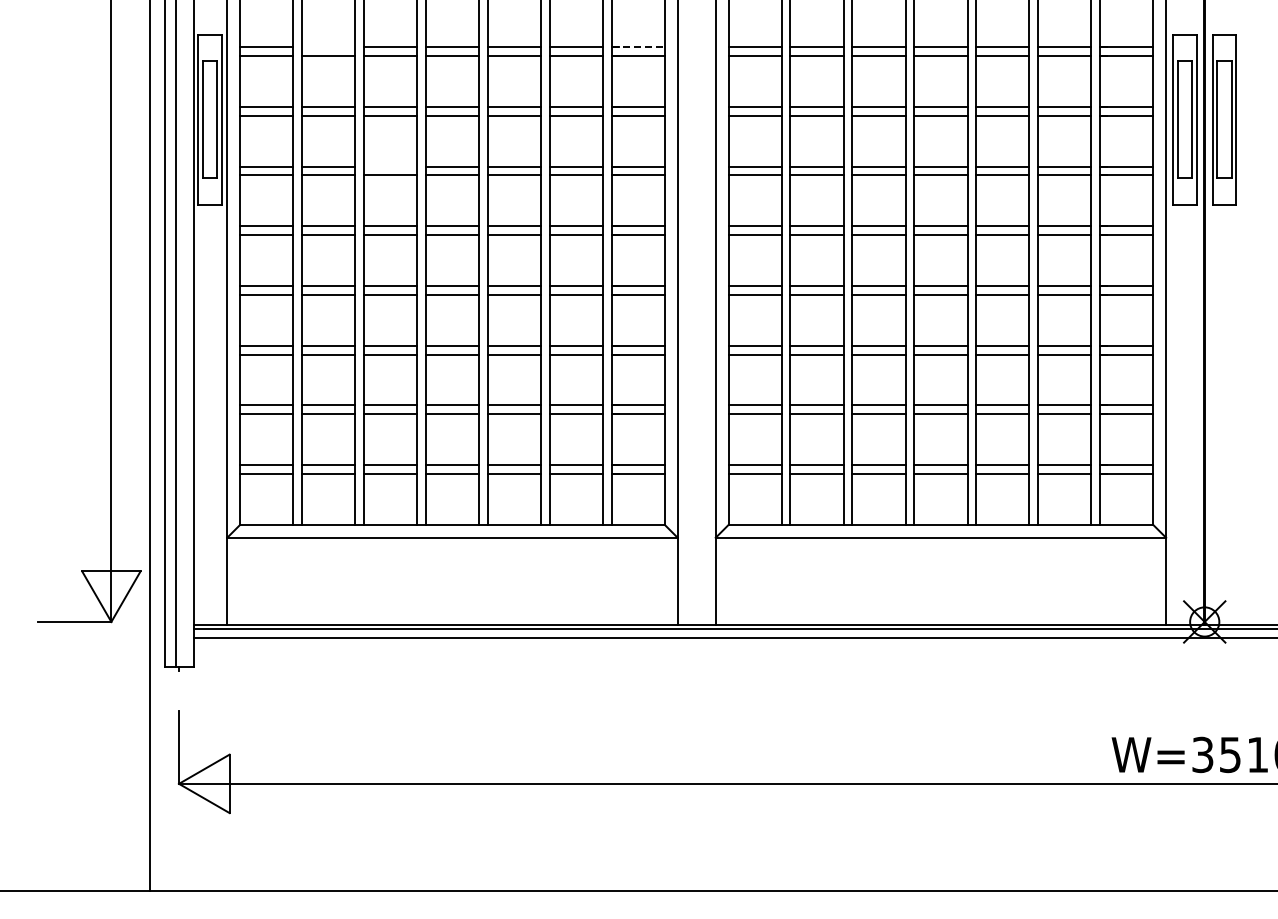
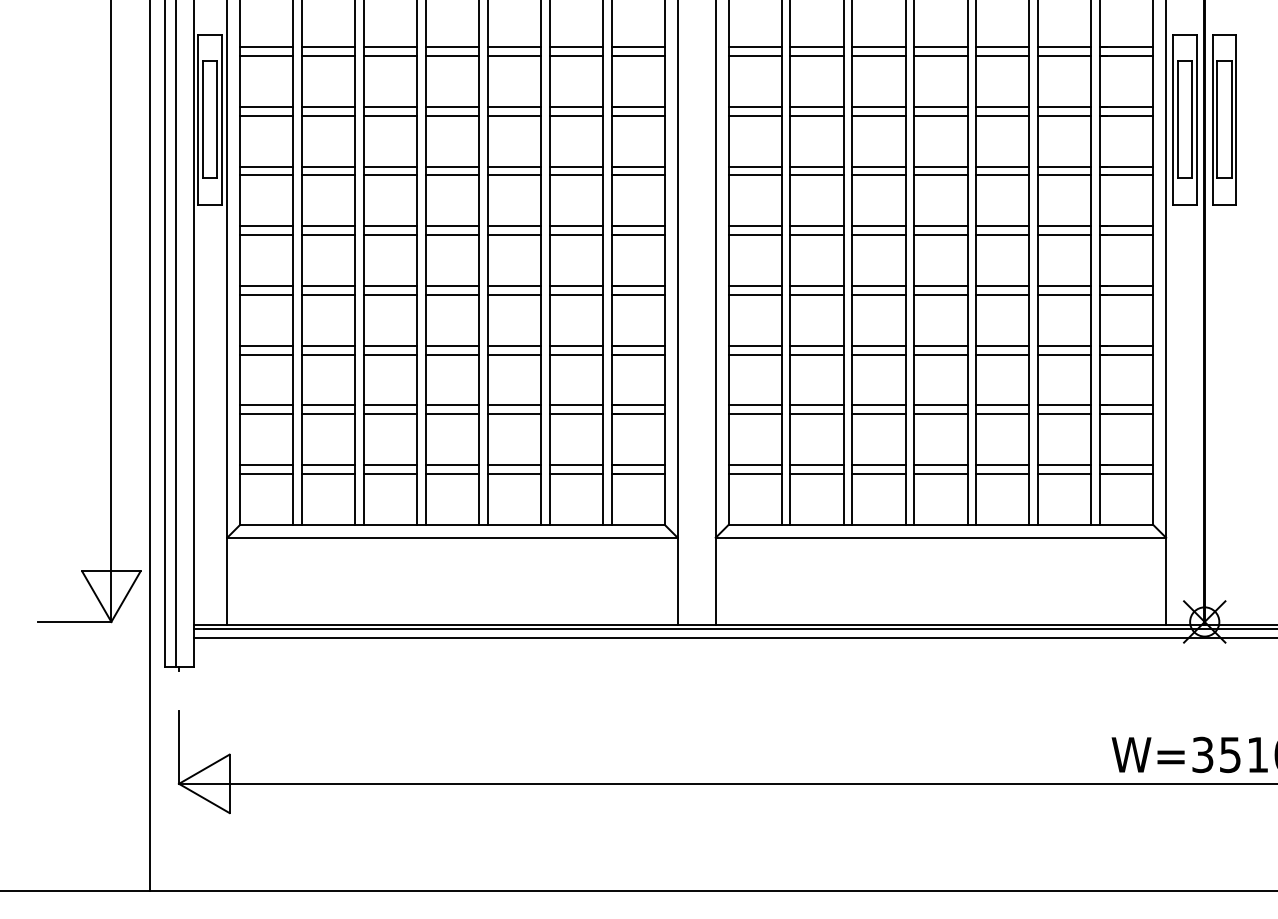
line: none -> present (328, 47)
line: dashed -> solid (638, 47)
line: none -> present (390, 166)
